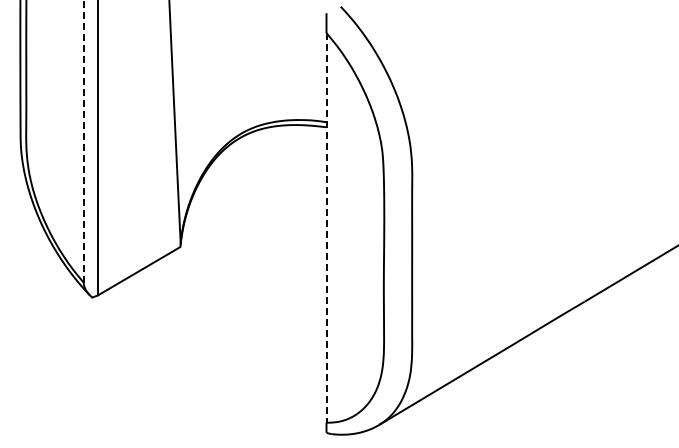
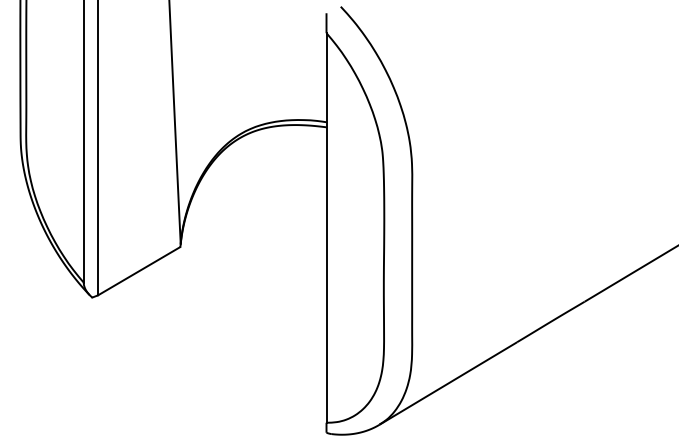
line: dashed -> solid (83, 141)
line: dashed -> solid (326, 227)
